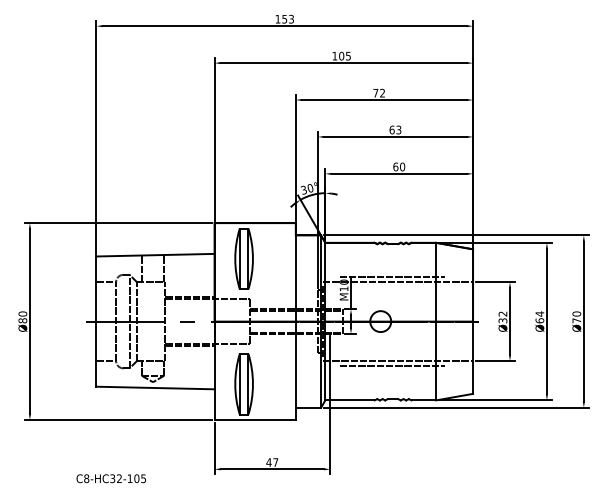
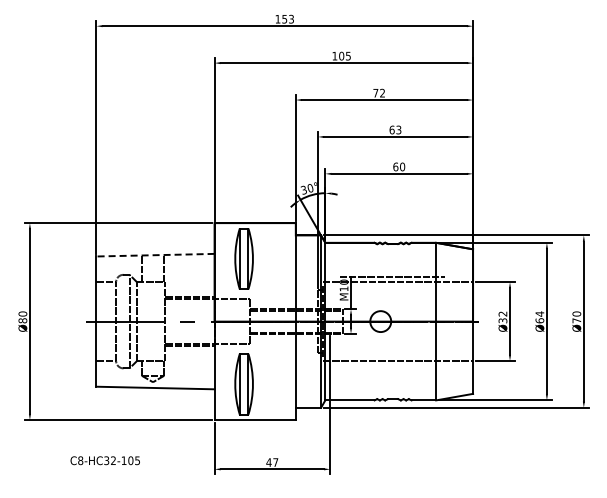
line: solid -> dashed (155, 255)
line: present -> none (392, 365)
text position: (110, 478) -> (104, 460) (104, 460)
